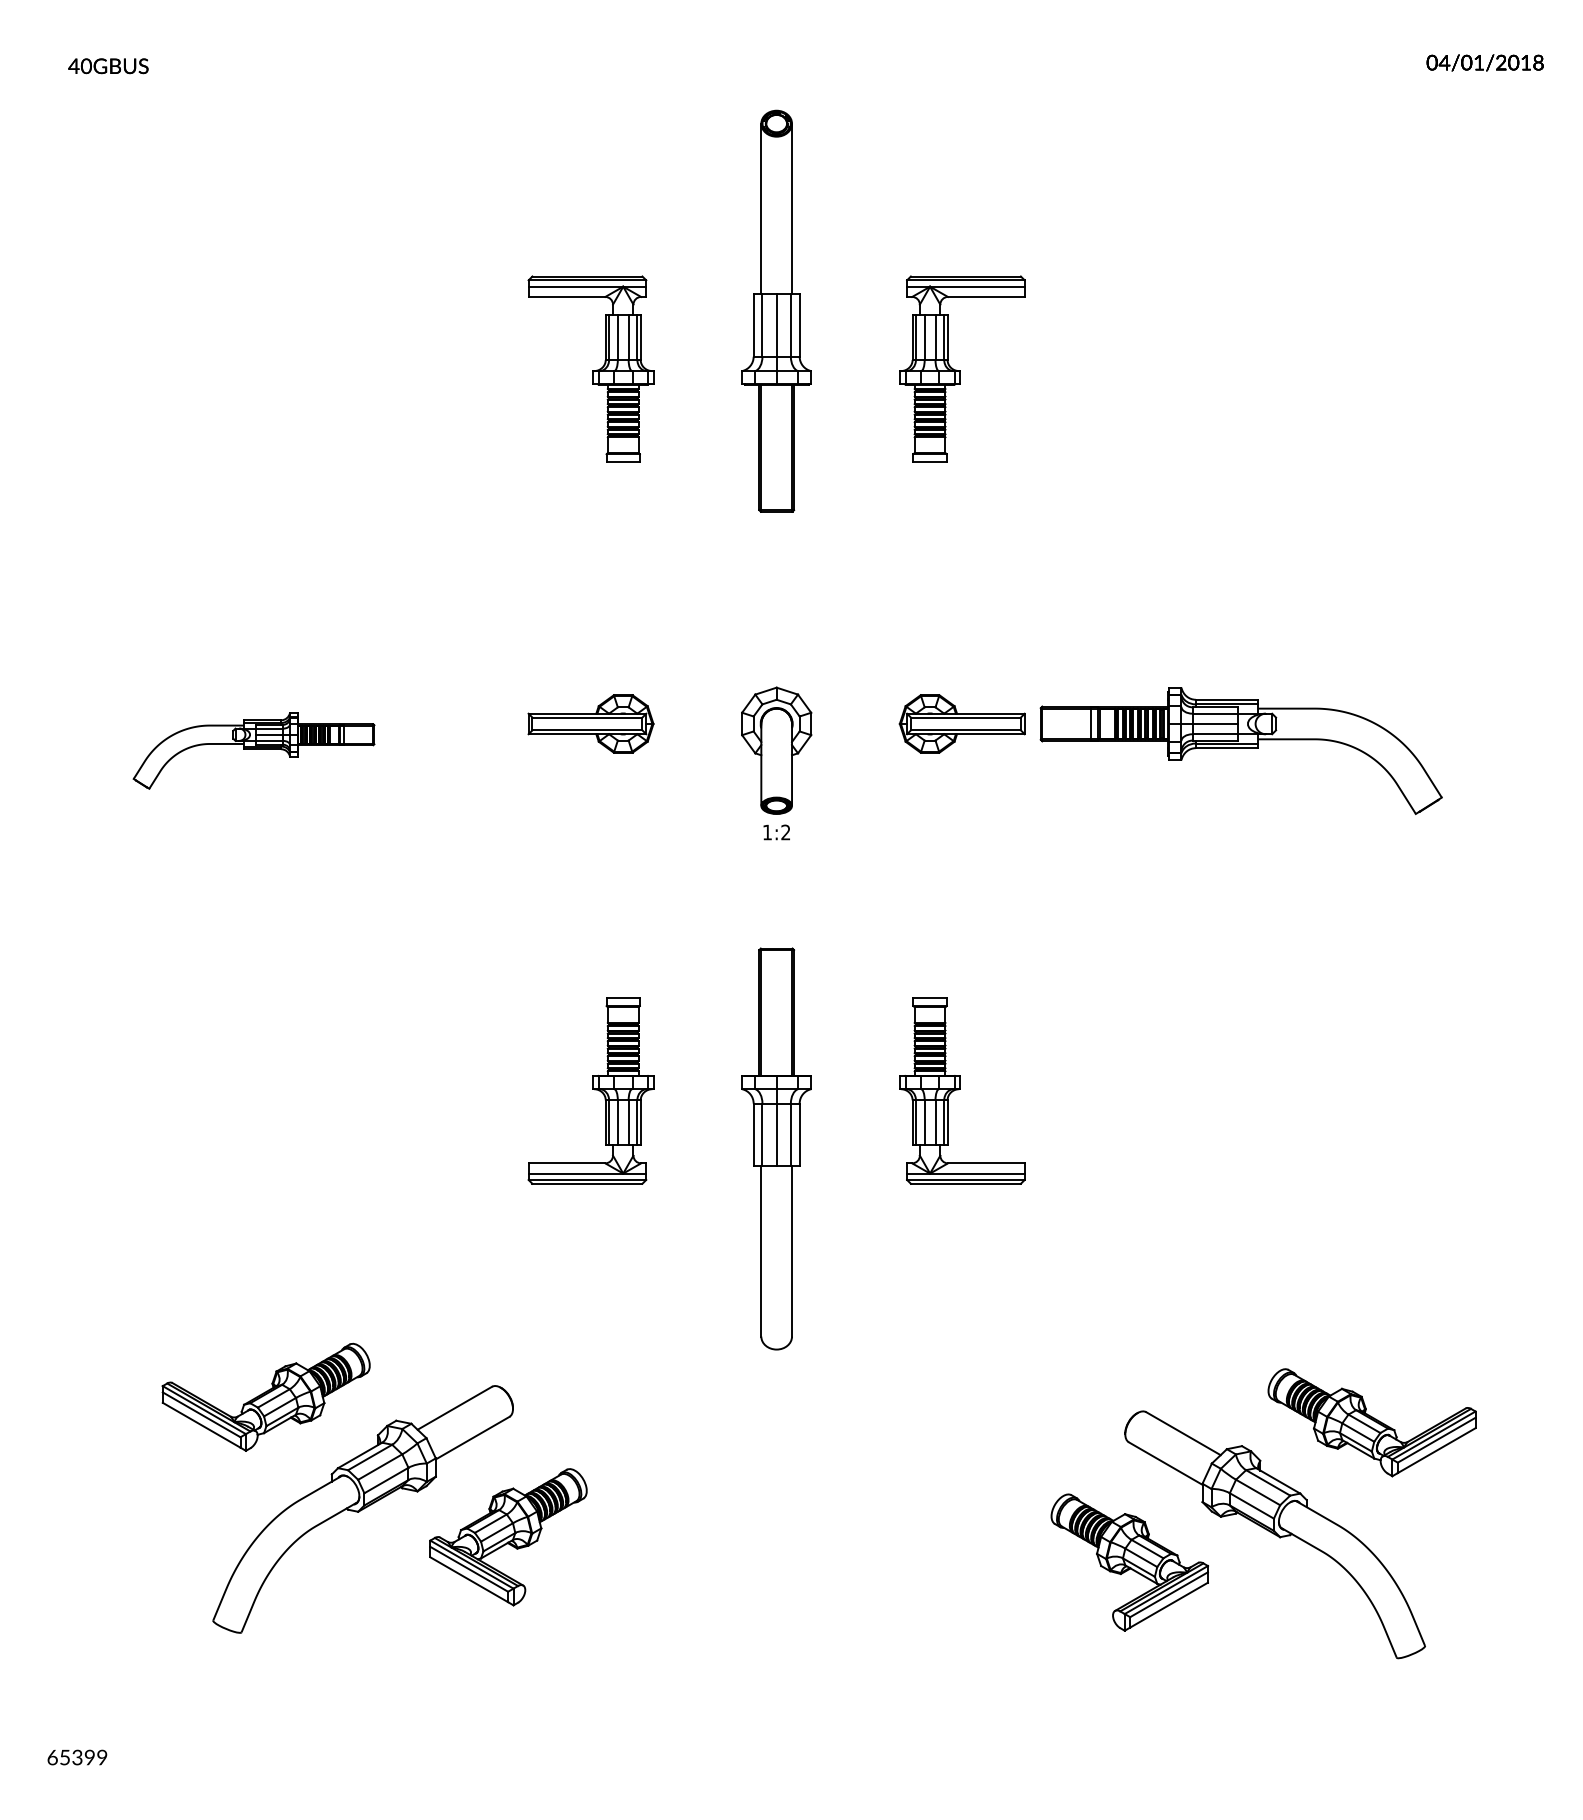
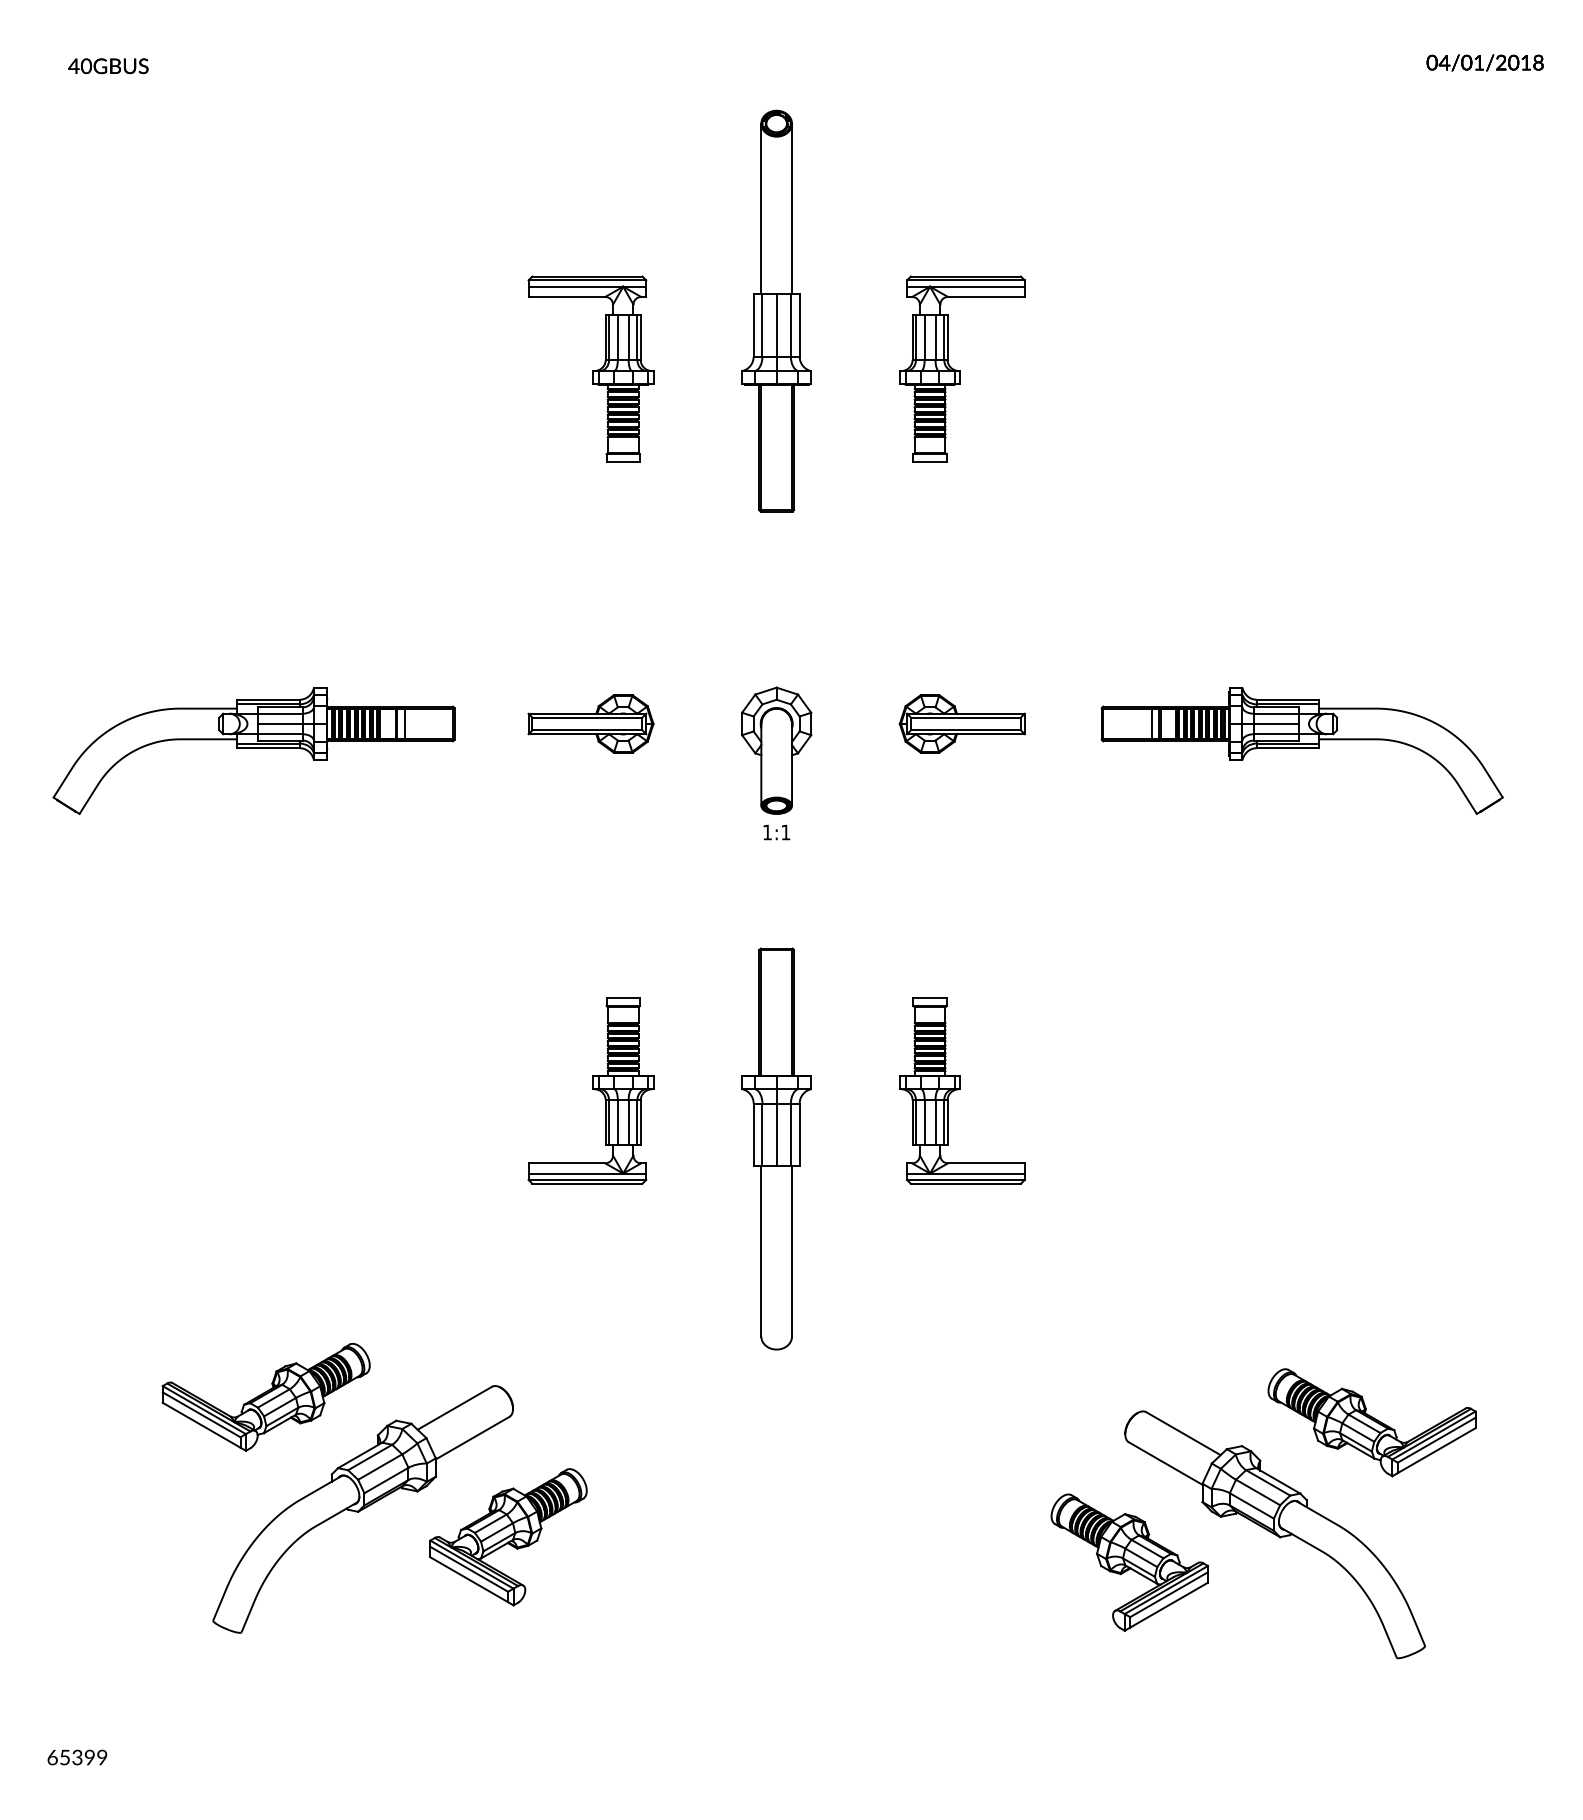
part size: 244x78 px -> 404x128 px (253, 750)
part position: (1240, 750) -> (1301, 750) (1301, 750)
text: 1:2 -> 1:1 (785, 832)
